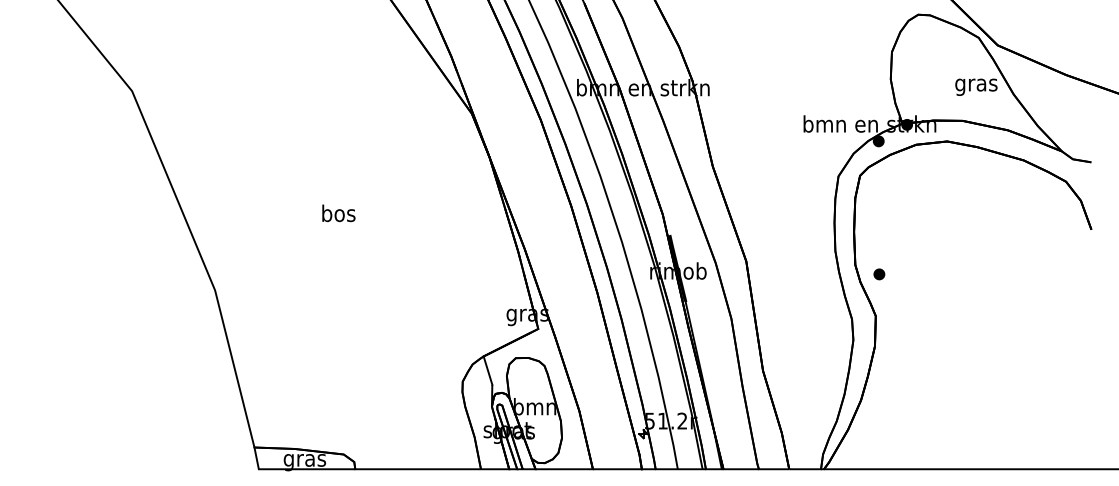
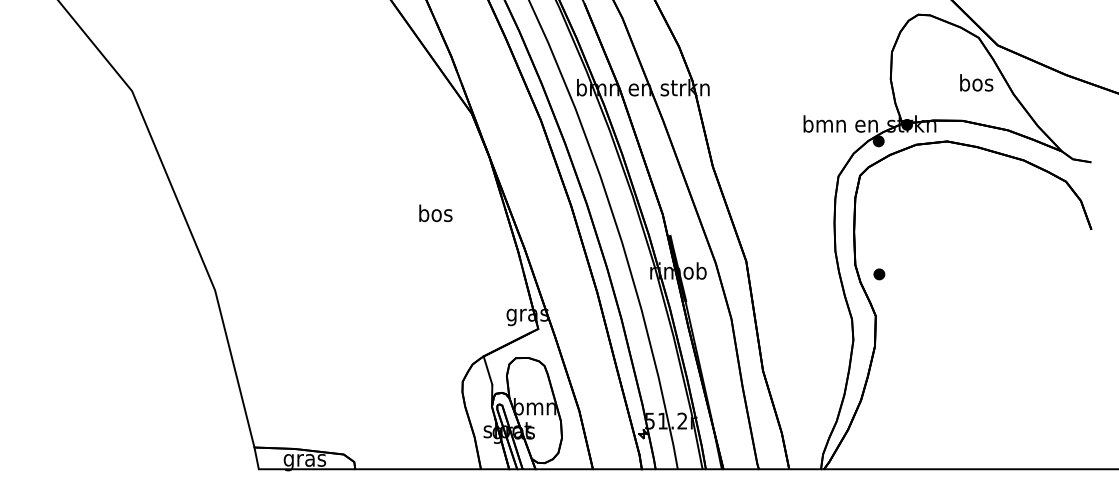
text: gras -> bos (976, 84)
text position: (338, 213) -> (435, 213) (435, 213)
